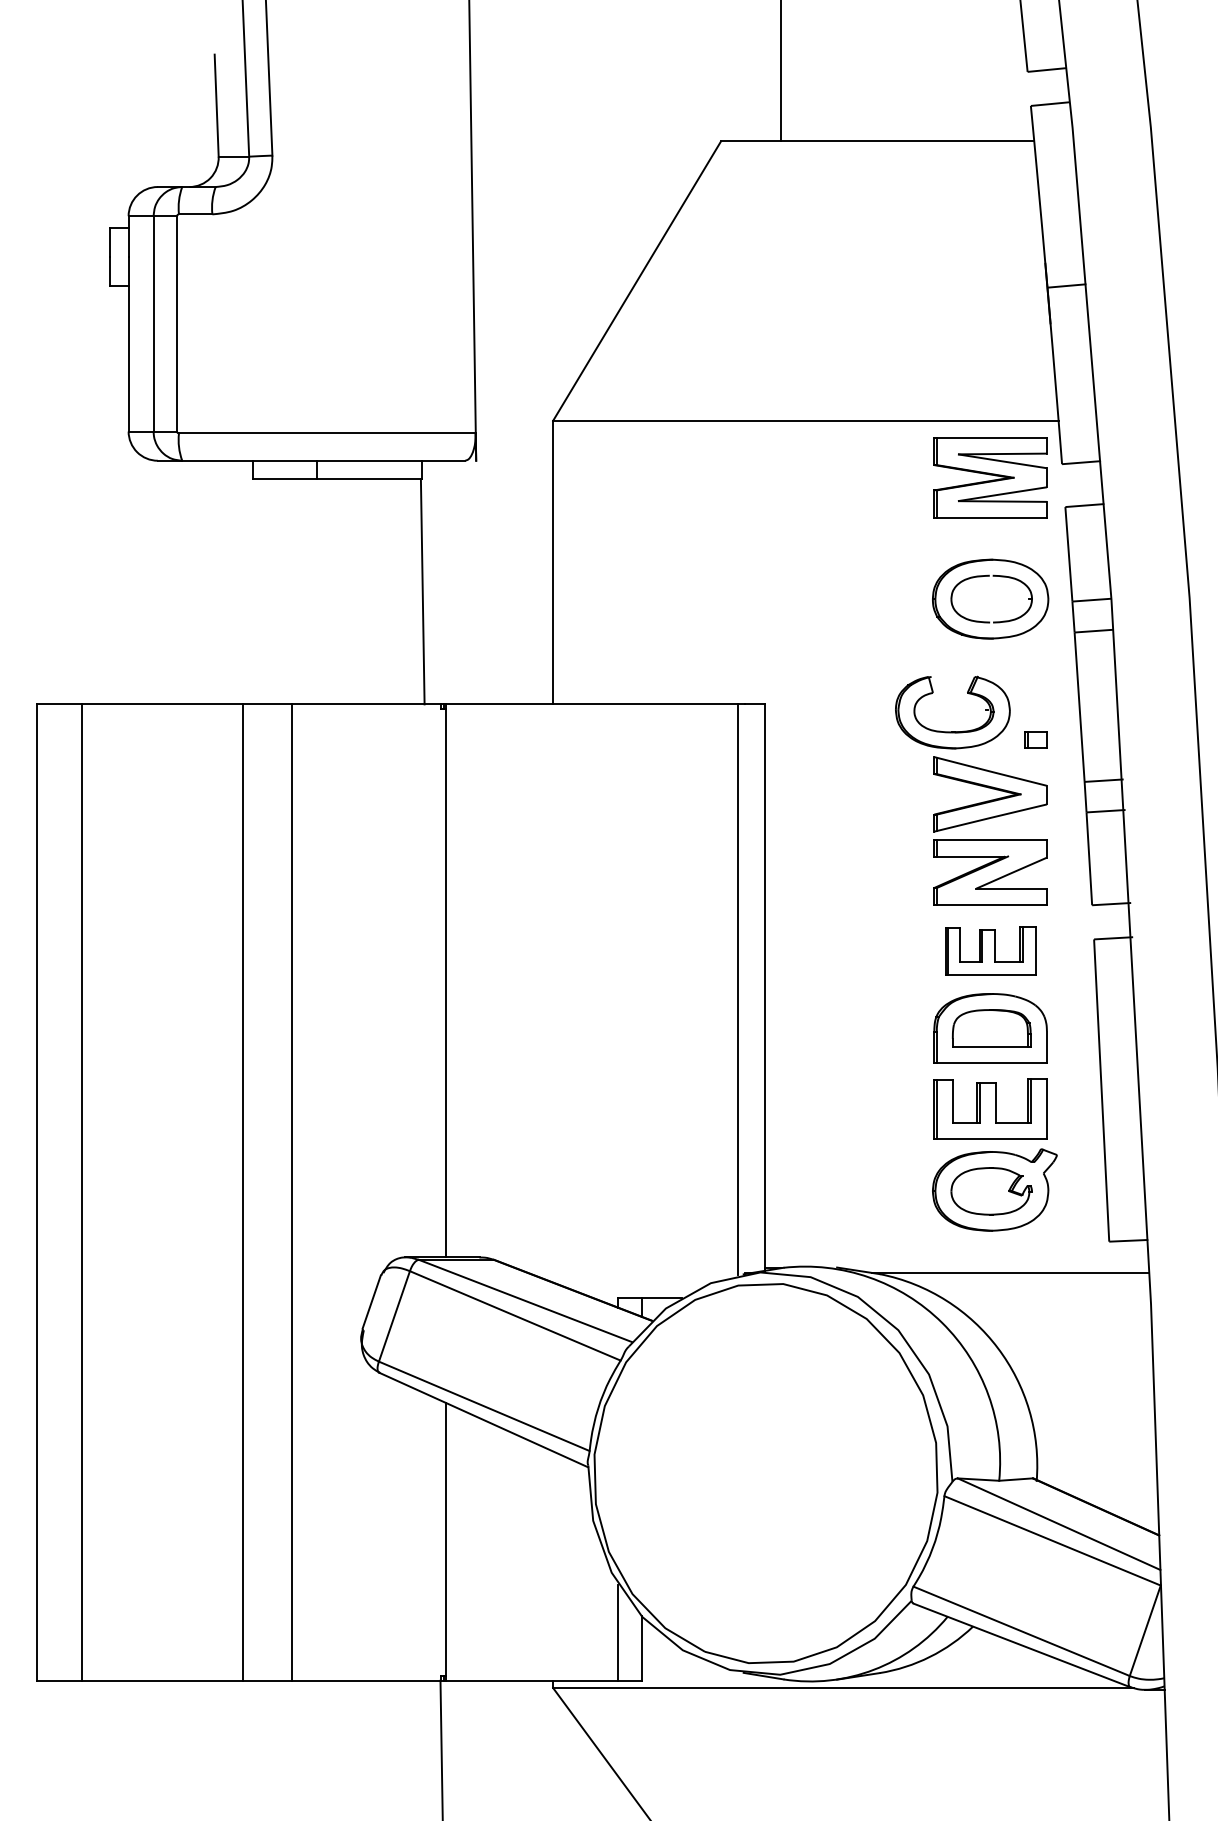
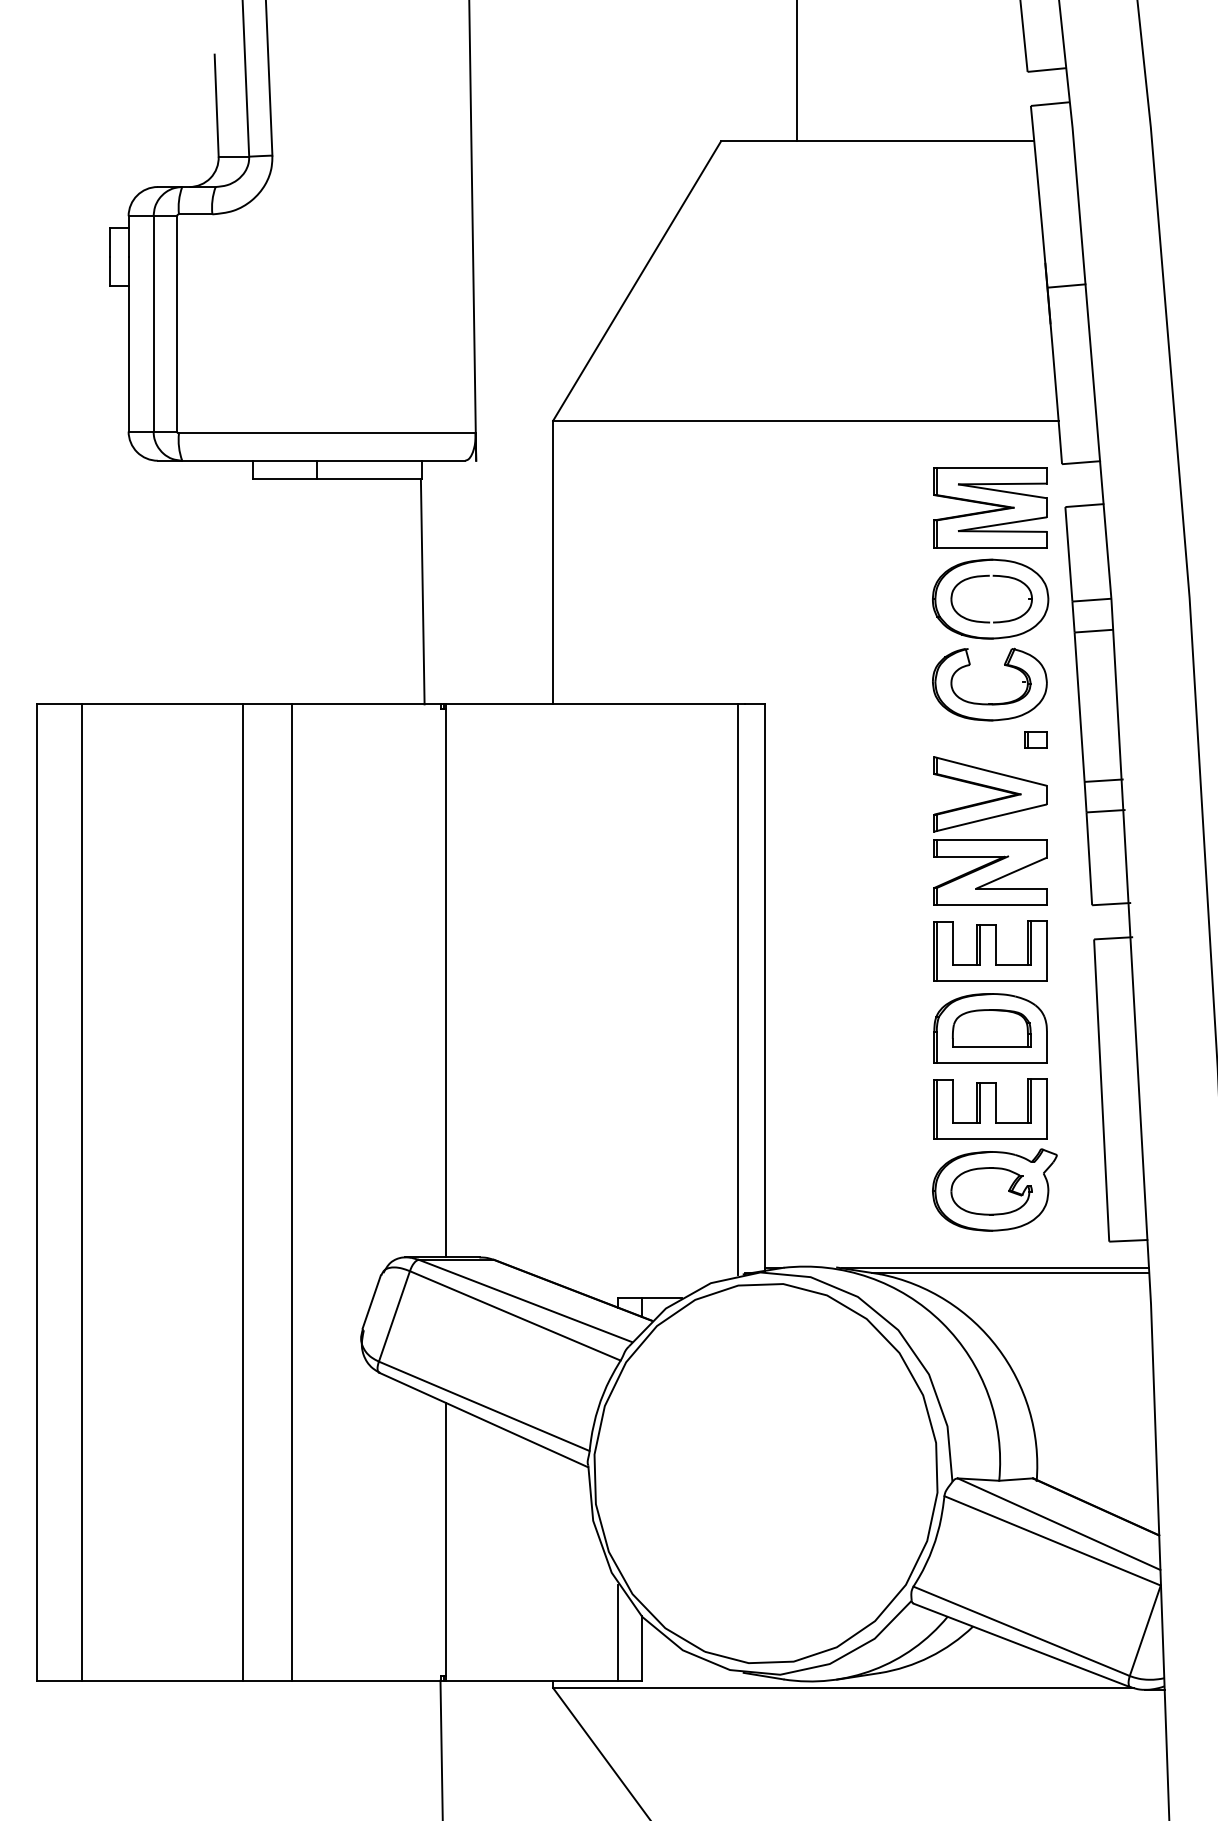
line position: (781, 71) -> (797, 71) (797, 71)
part position: (990, 477) -> (990, 507) (990, 507)
part position: (952, 731) -> (989, 703) (989, 703)
part size: 92x50 px -> 115x62 px (990, 950)
line: none -> present (995, 1268)
